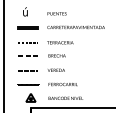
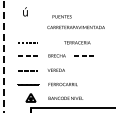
text position: (56, 13) -> (61, 16) (61, 16)
line: present -> none (27, 27)
text position: (60, 42) -> (77, 42) (77, 42)
line: none -> present (83, 55)
line: solid -> dashed (3, 56)
